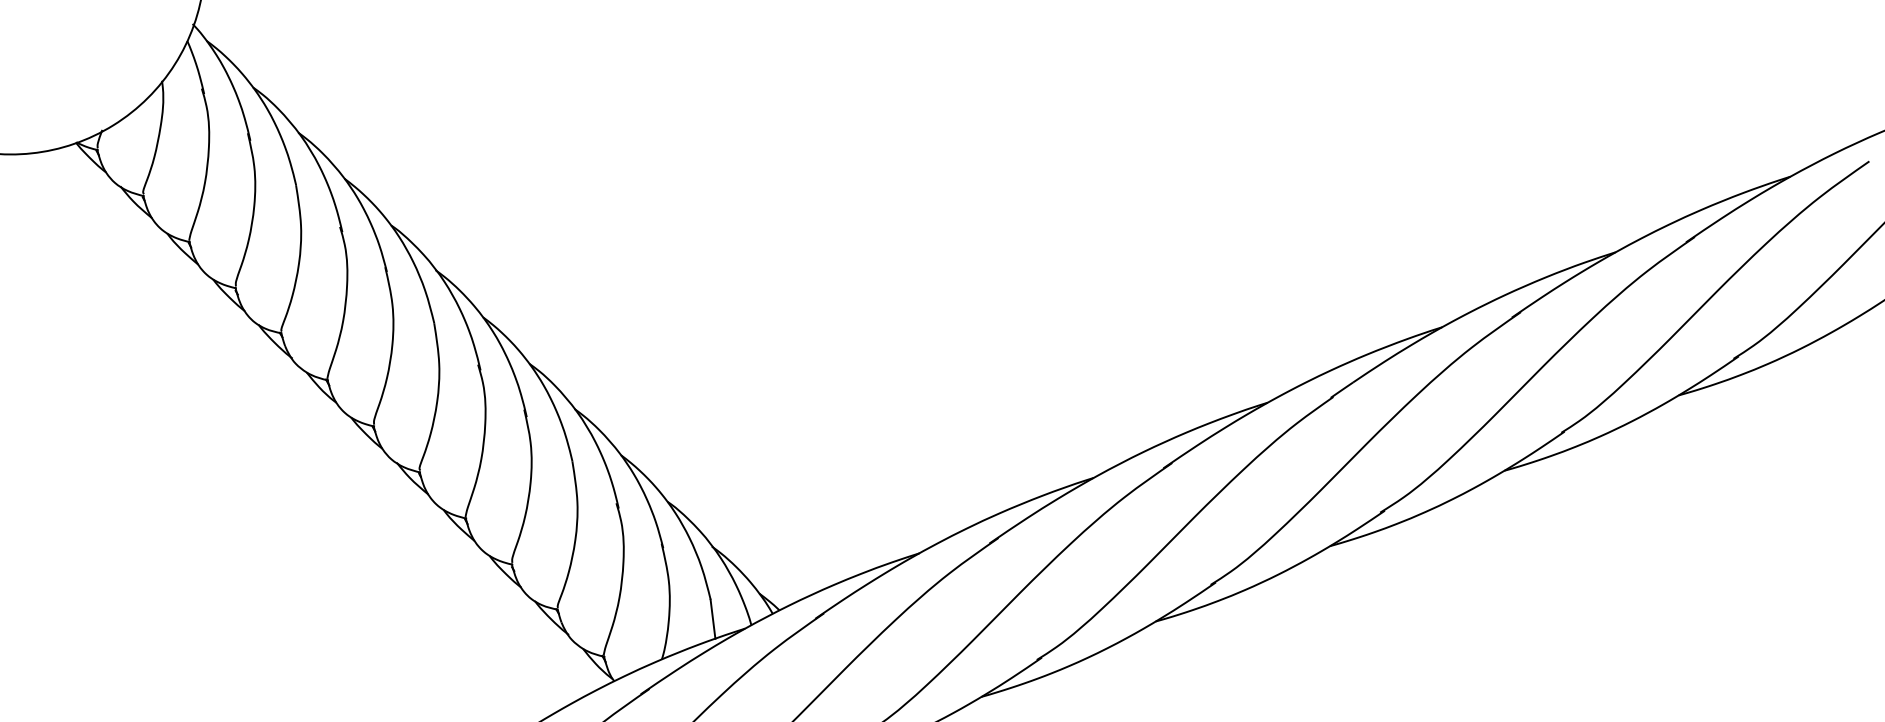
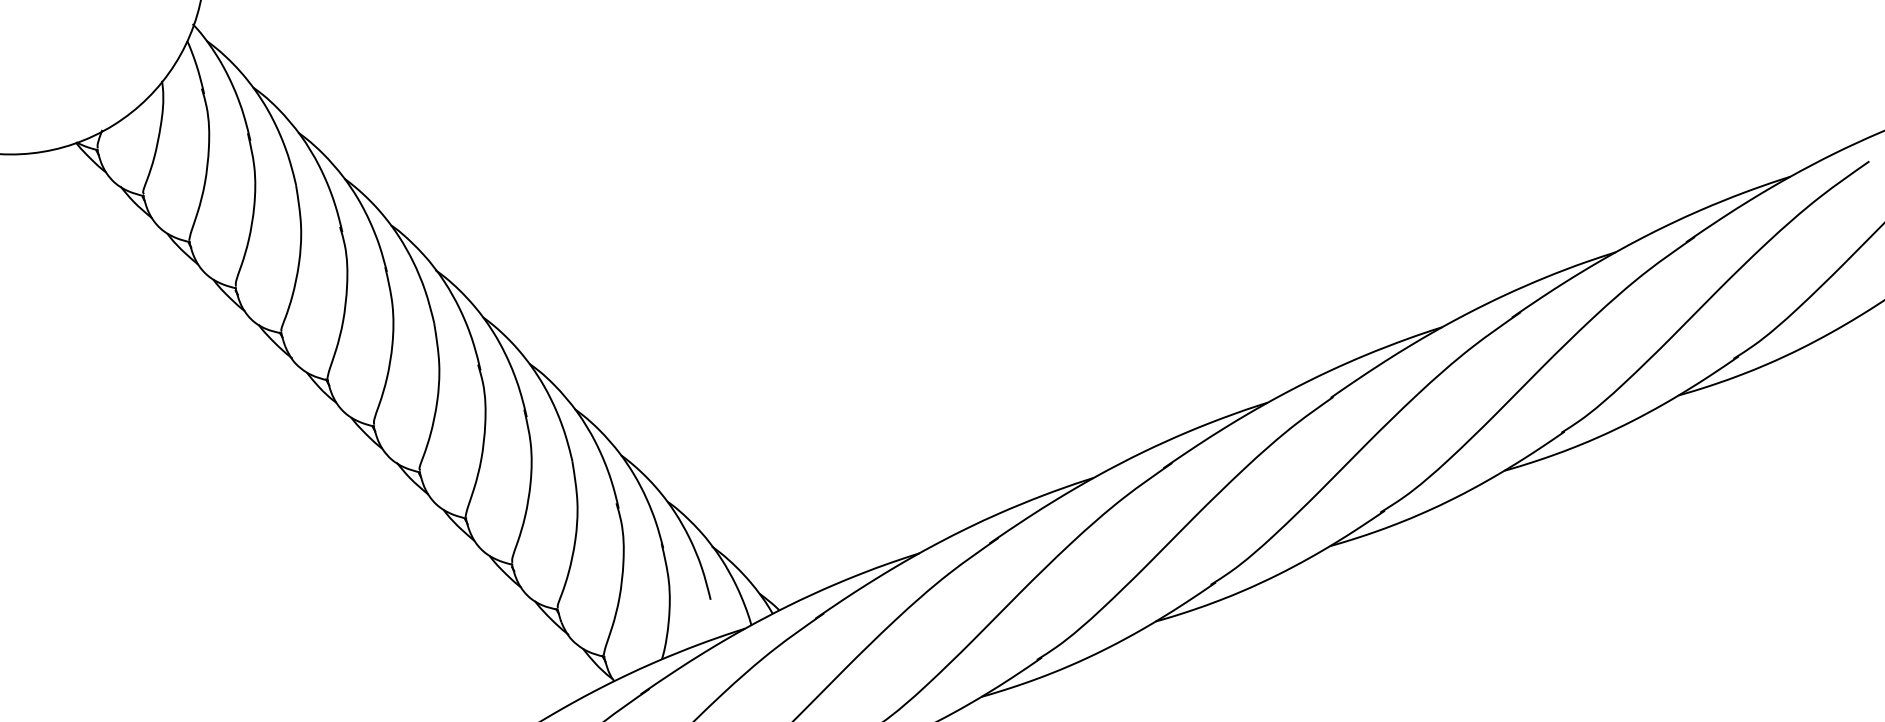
line: present -> none (712, 618)
